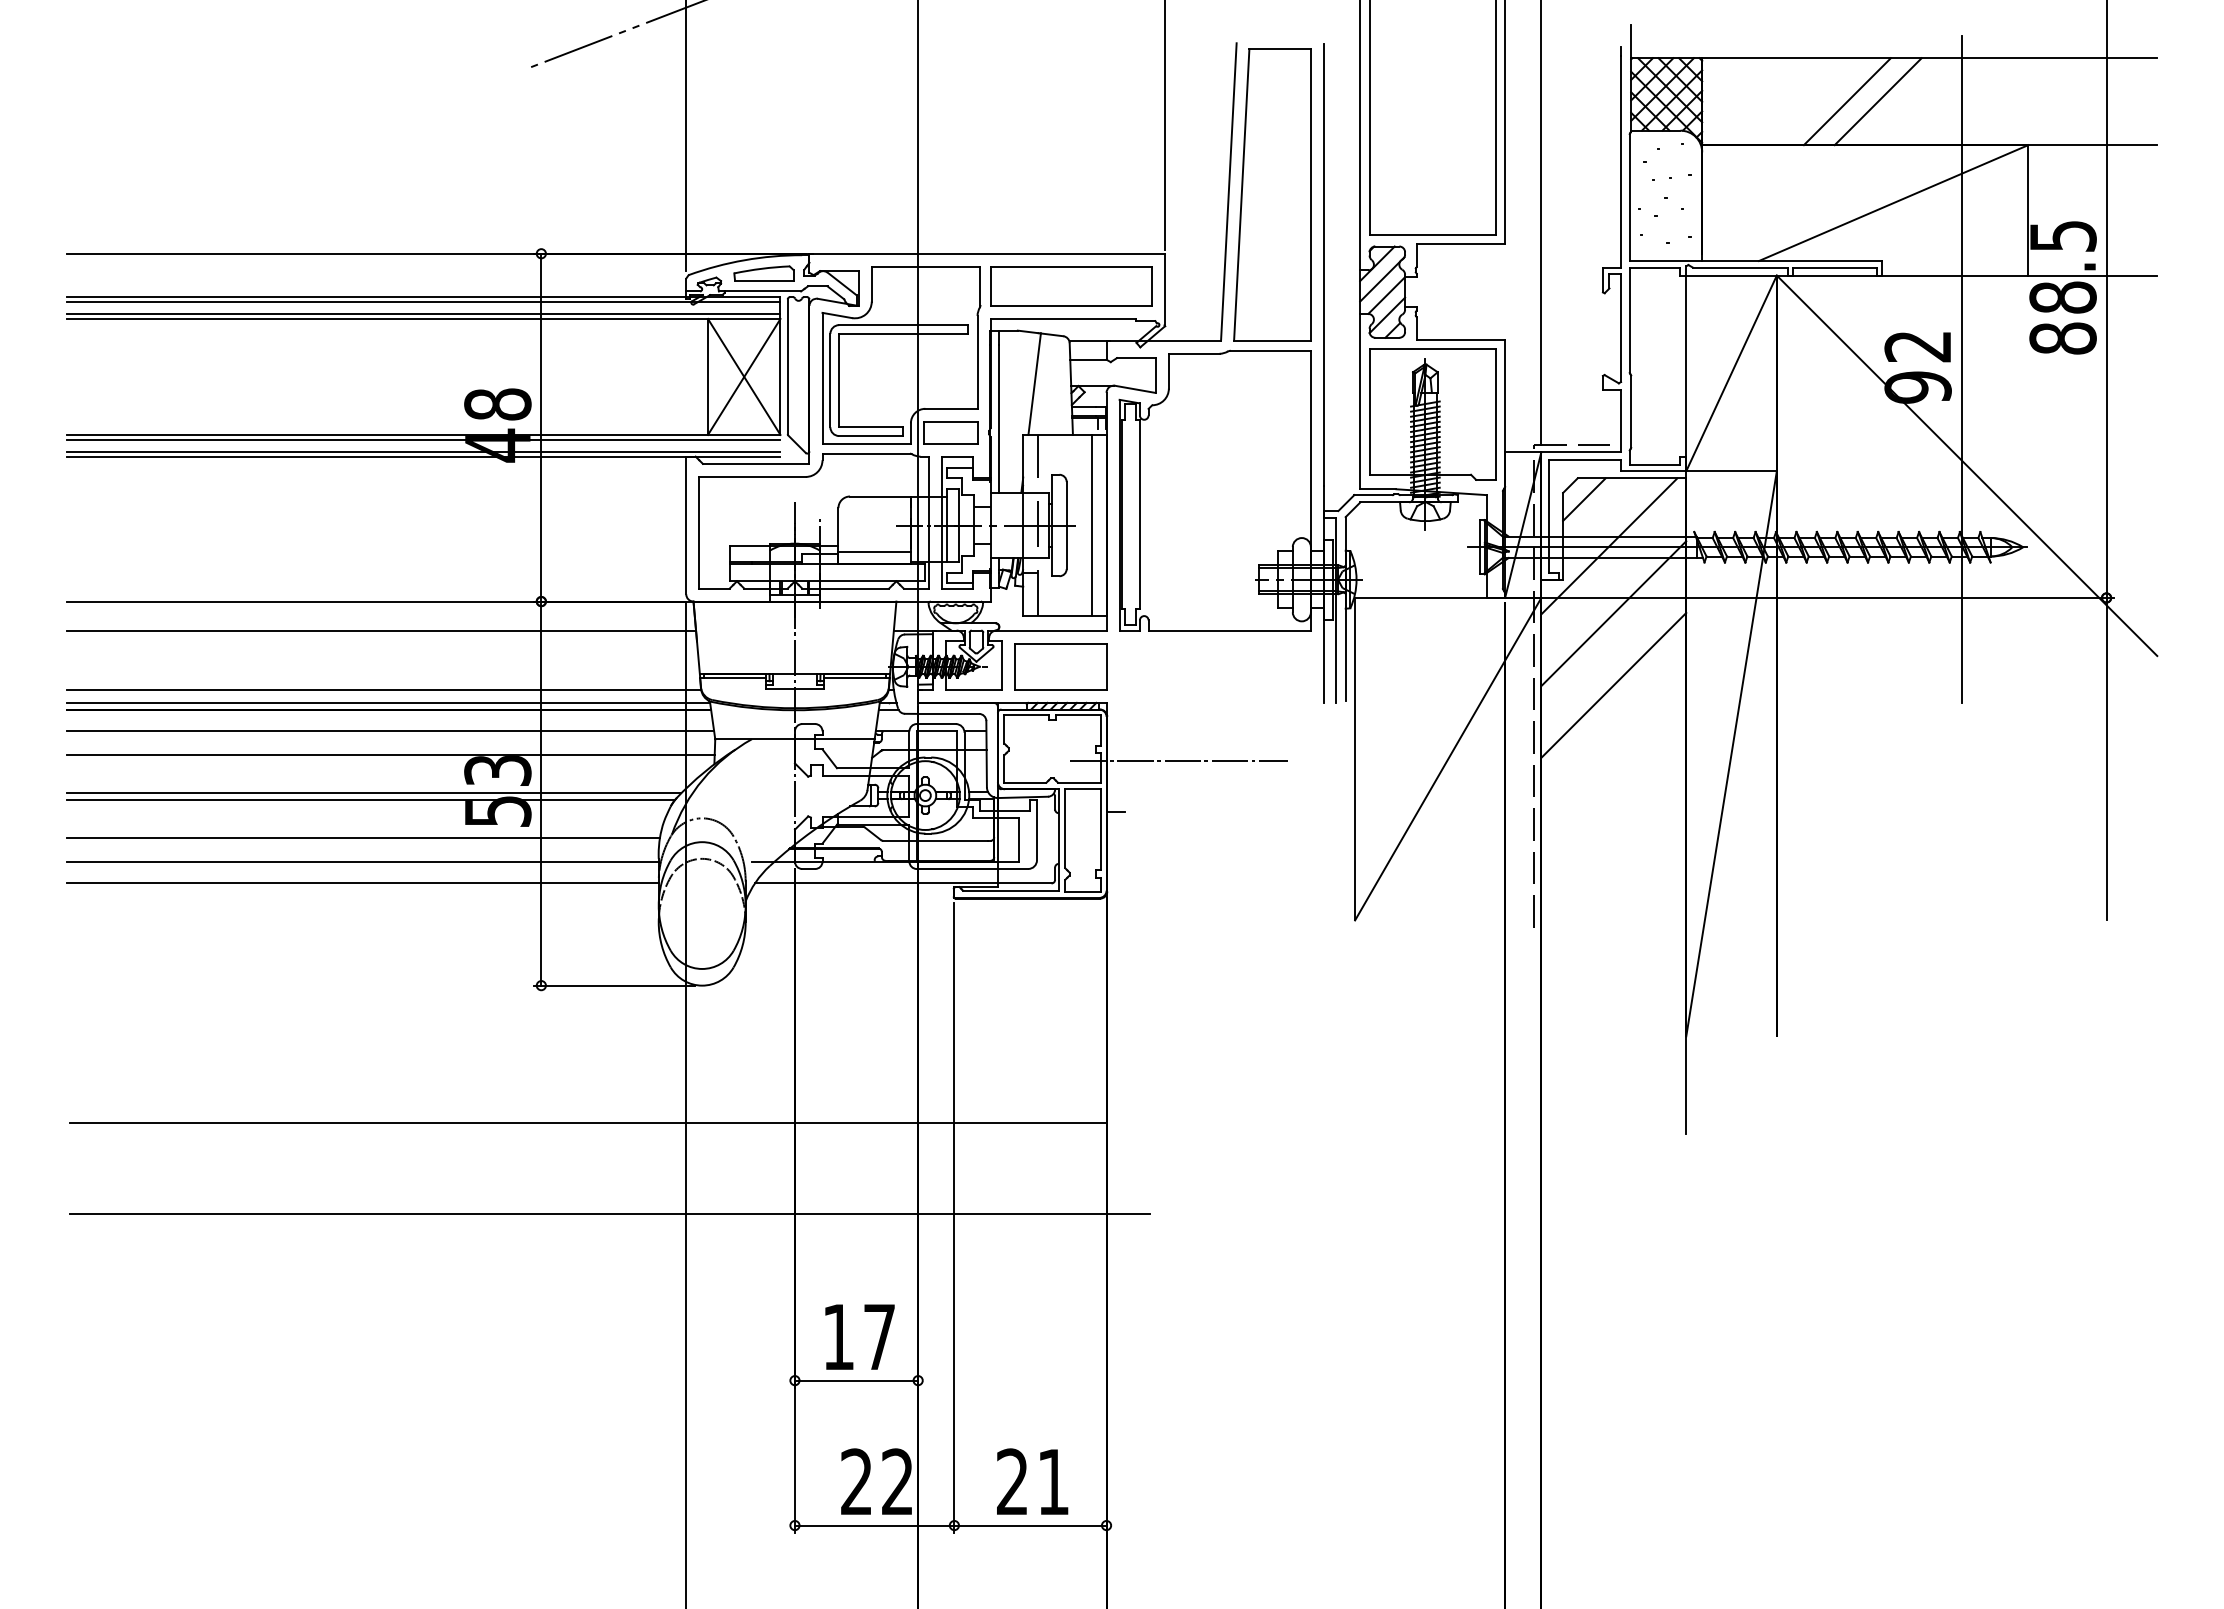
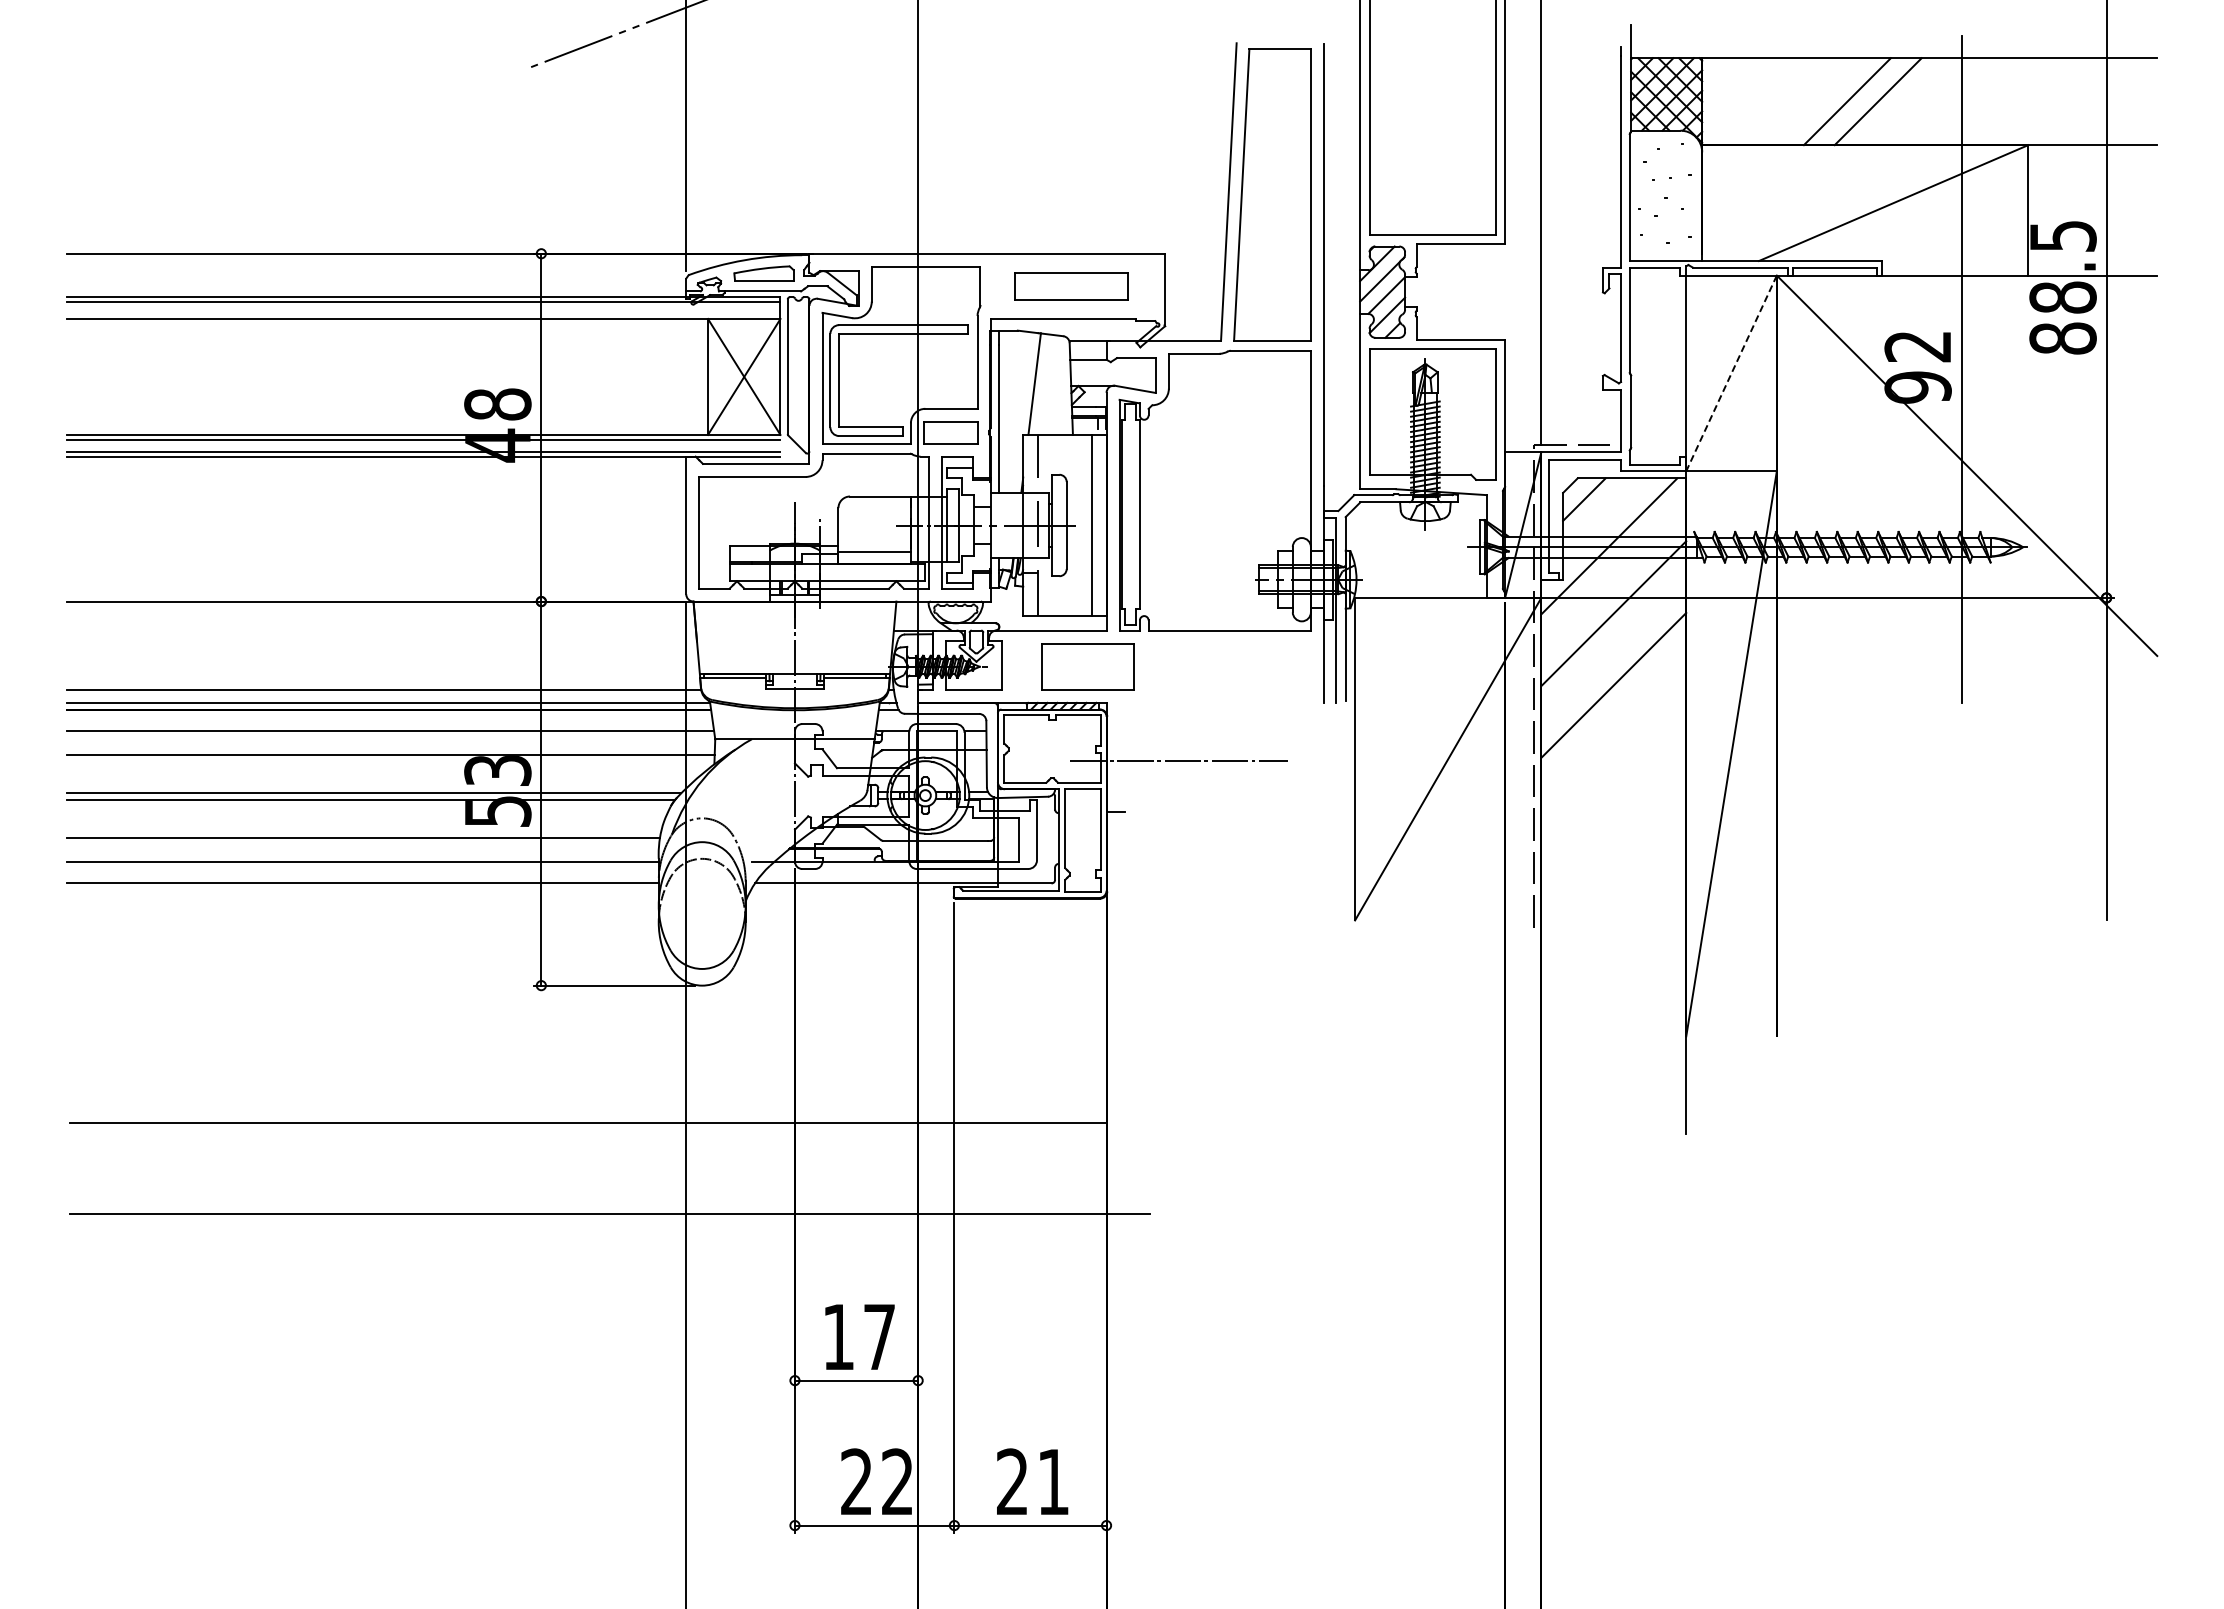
line: present -> none (1164, 126)
part size: 163x41 px -> 115x29 px (1071, 286)
line: present -> none (423, 313)
line: solid -> dashed (1731, 373)
line: present -> none (381, 630)
part position: (1060, 666) -> (1087, 666) (1087, 666)
